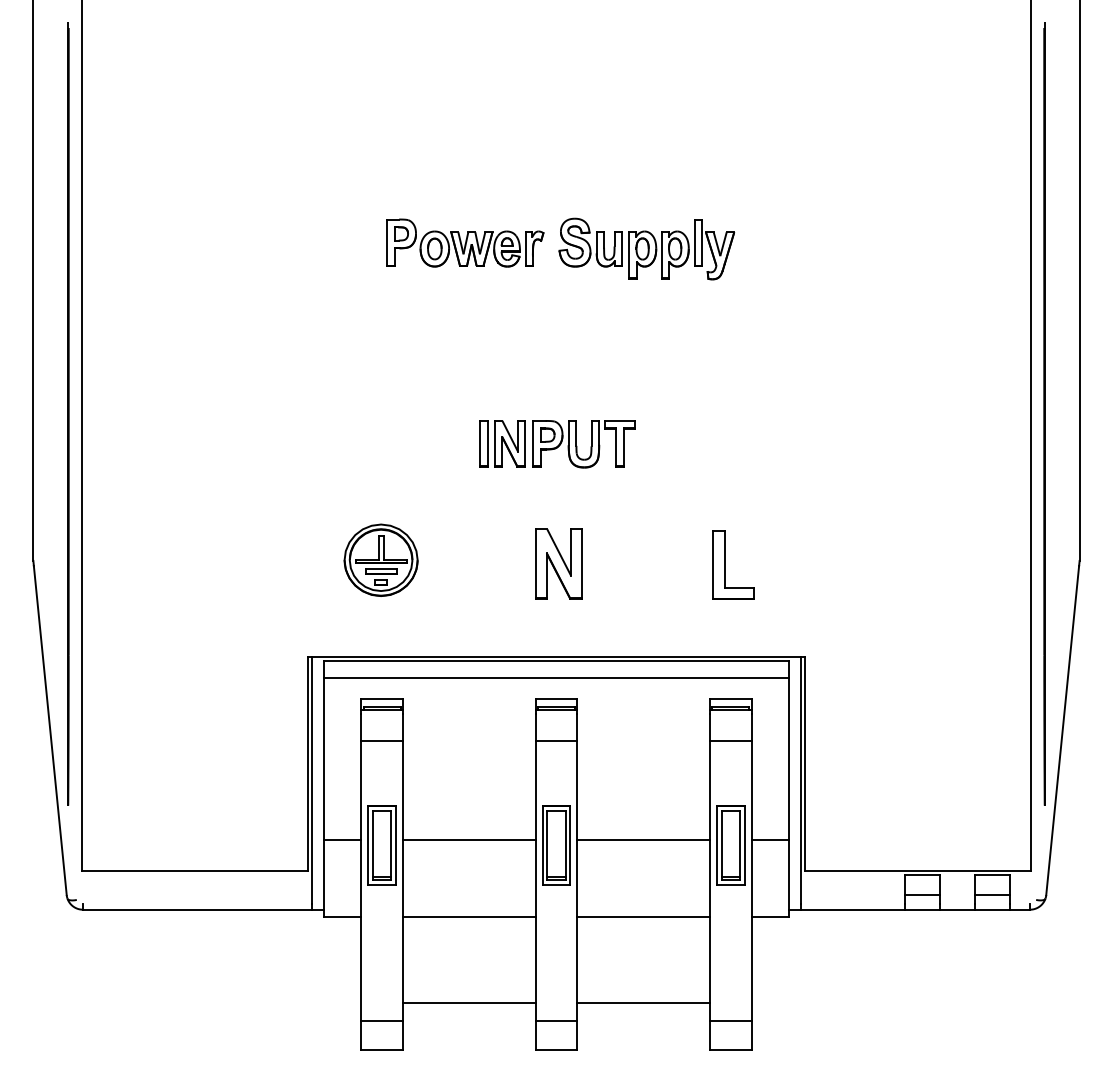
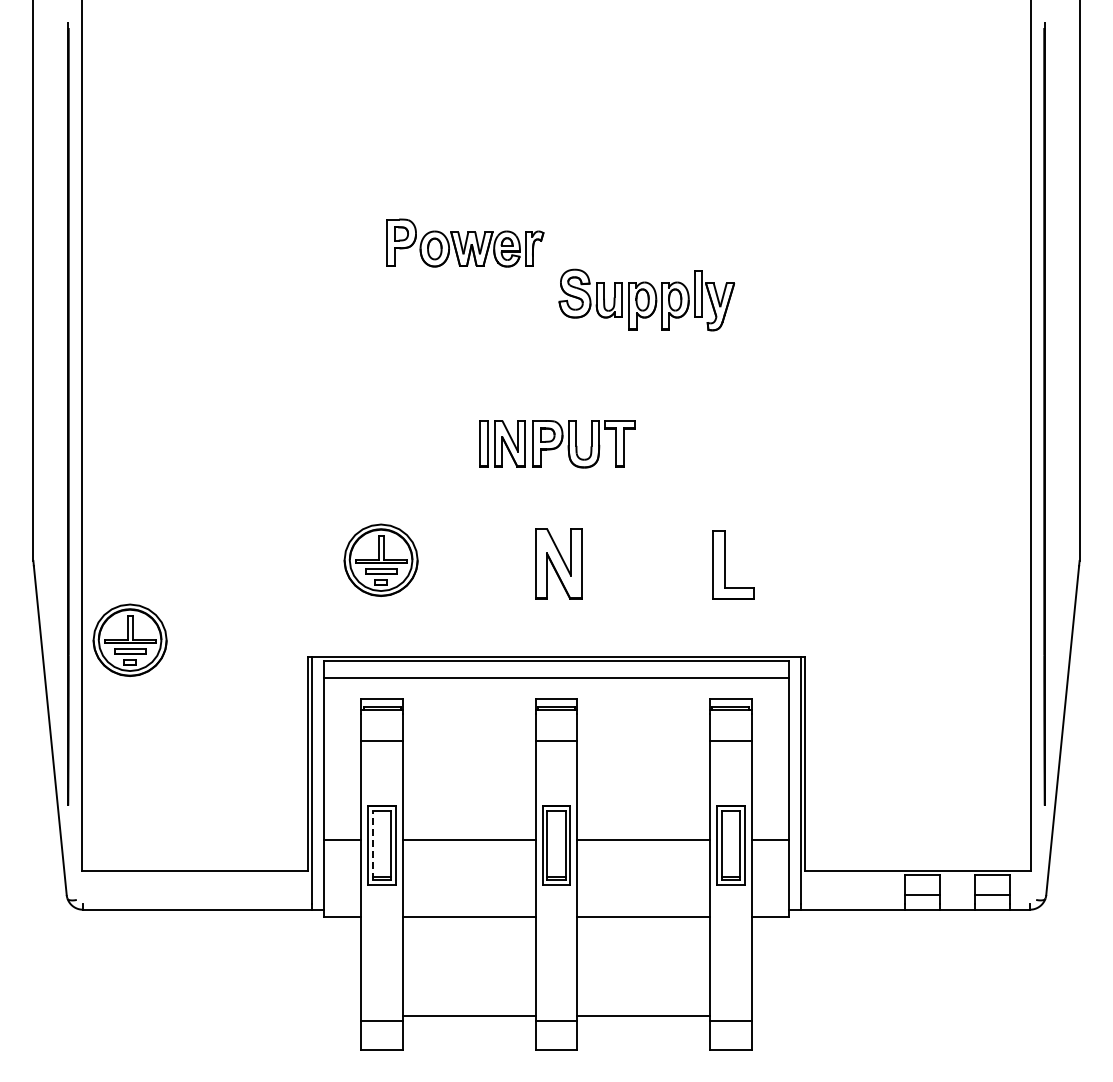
part position: (646, 248) -> (646, 299) (646, 299)
part: none -> present (129, 639)
line: solid -> dashed (372, 845)
line position: (469, 1002) -> (469, 1015) (469, 1015)
line position: (643, 1002) -> (643, 1015) (643, 1015)
